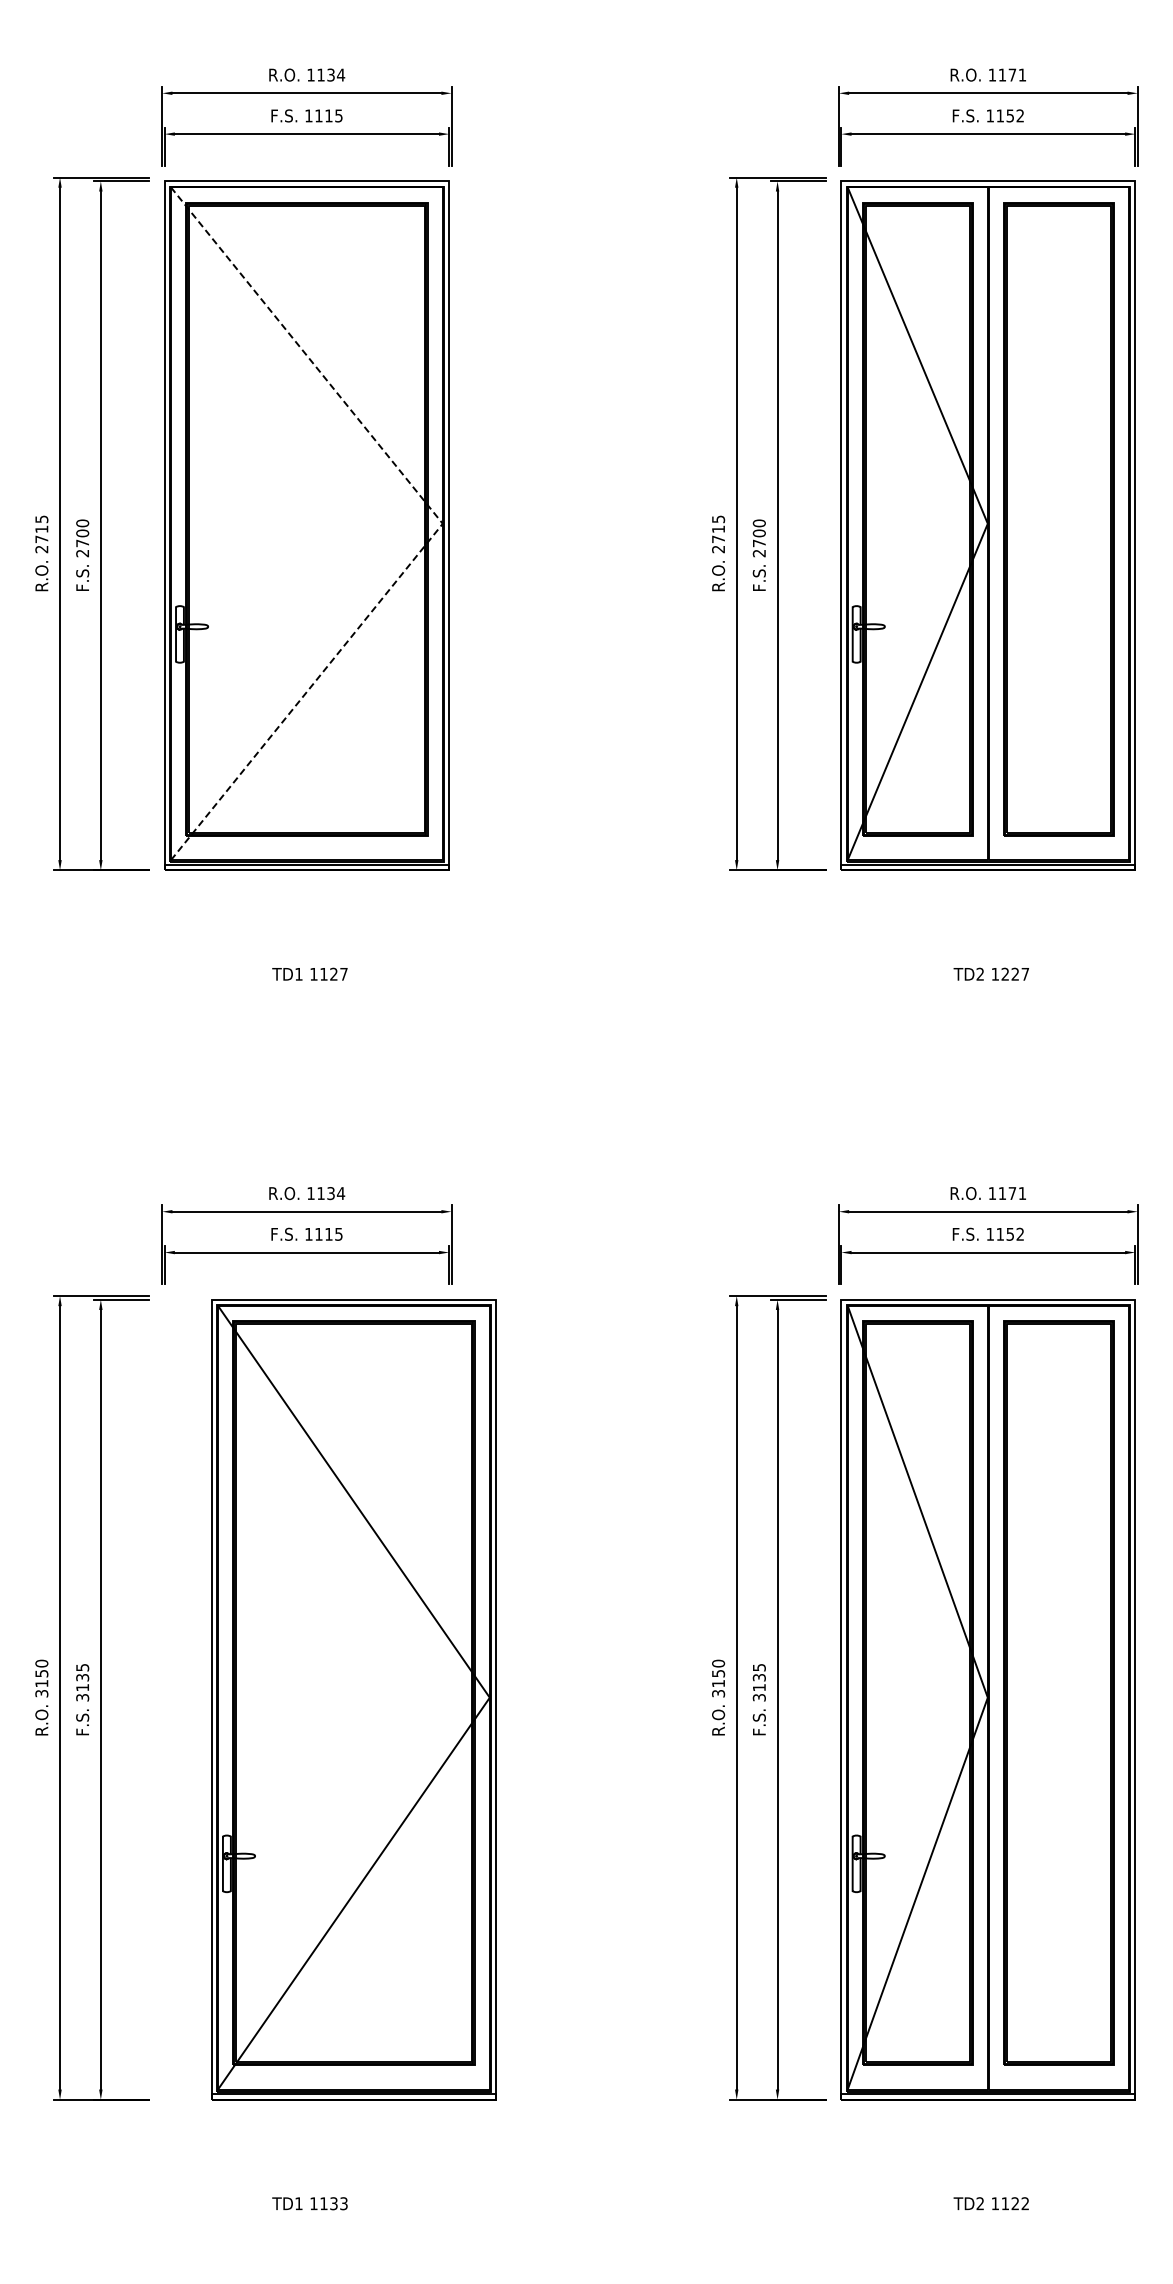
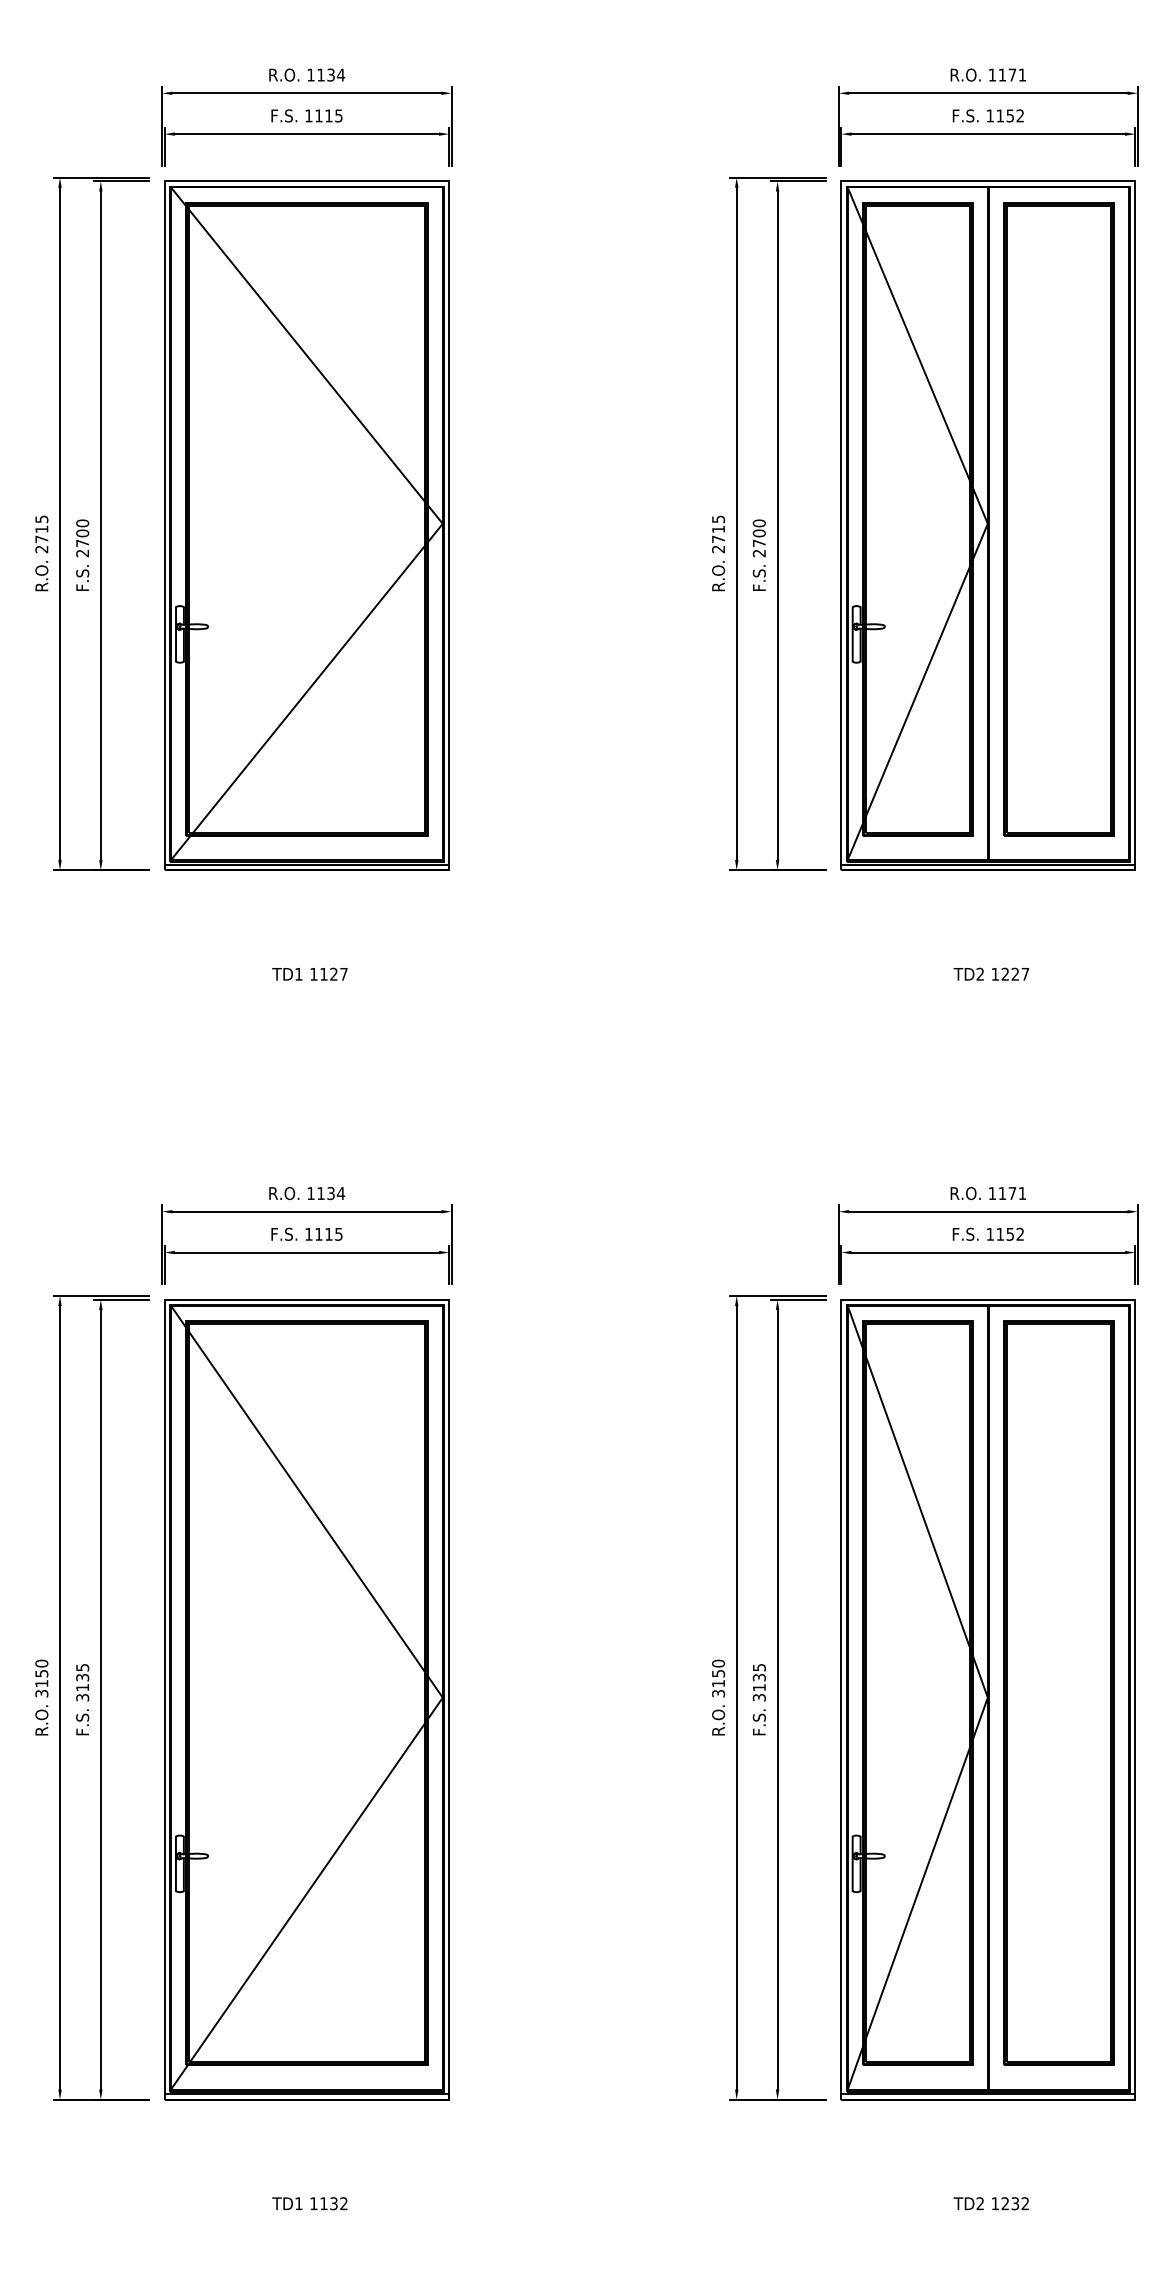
line: dashed -> solid (442, 523)
part position: (353, 1699) -> (306, 1699) (306, 1699)
text: 1133 -> 1132 (343, 2203)
text: 1122 -> 1232 (1010, 2203)
